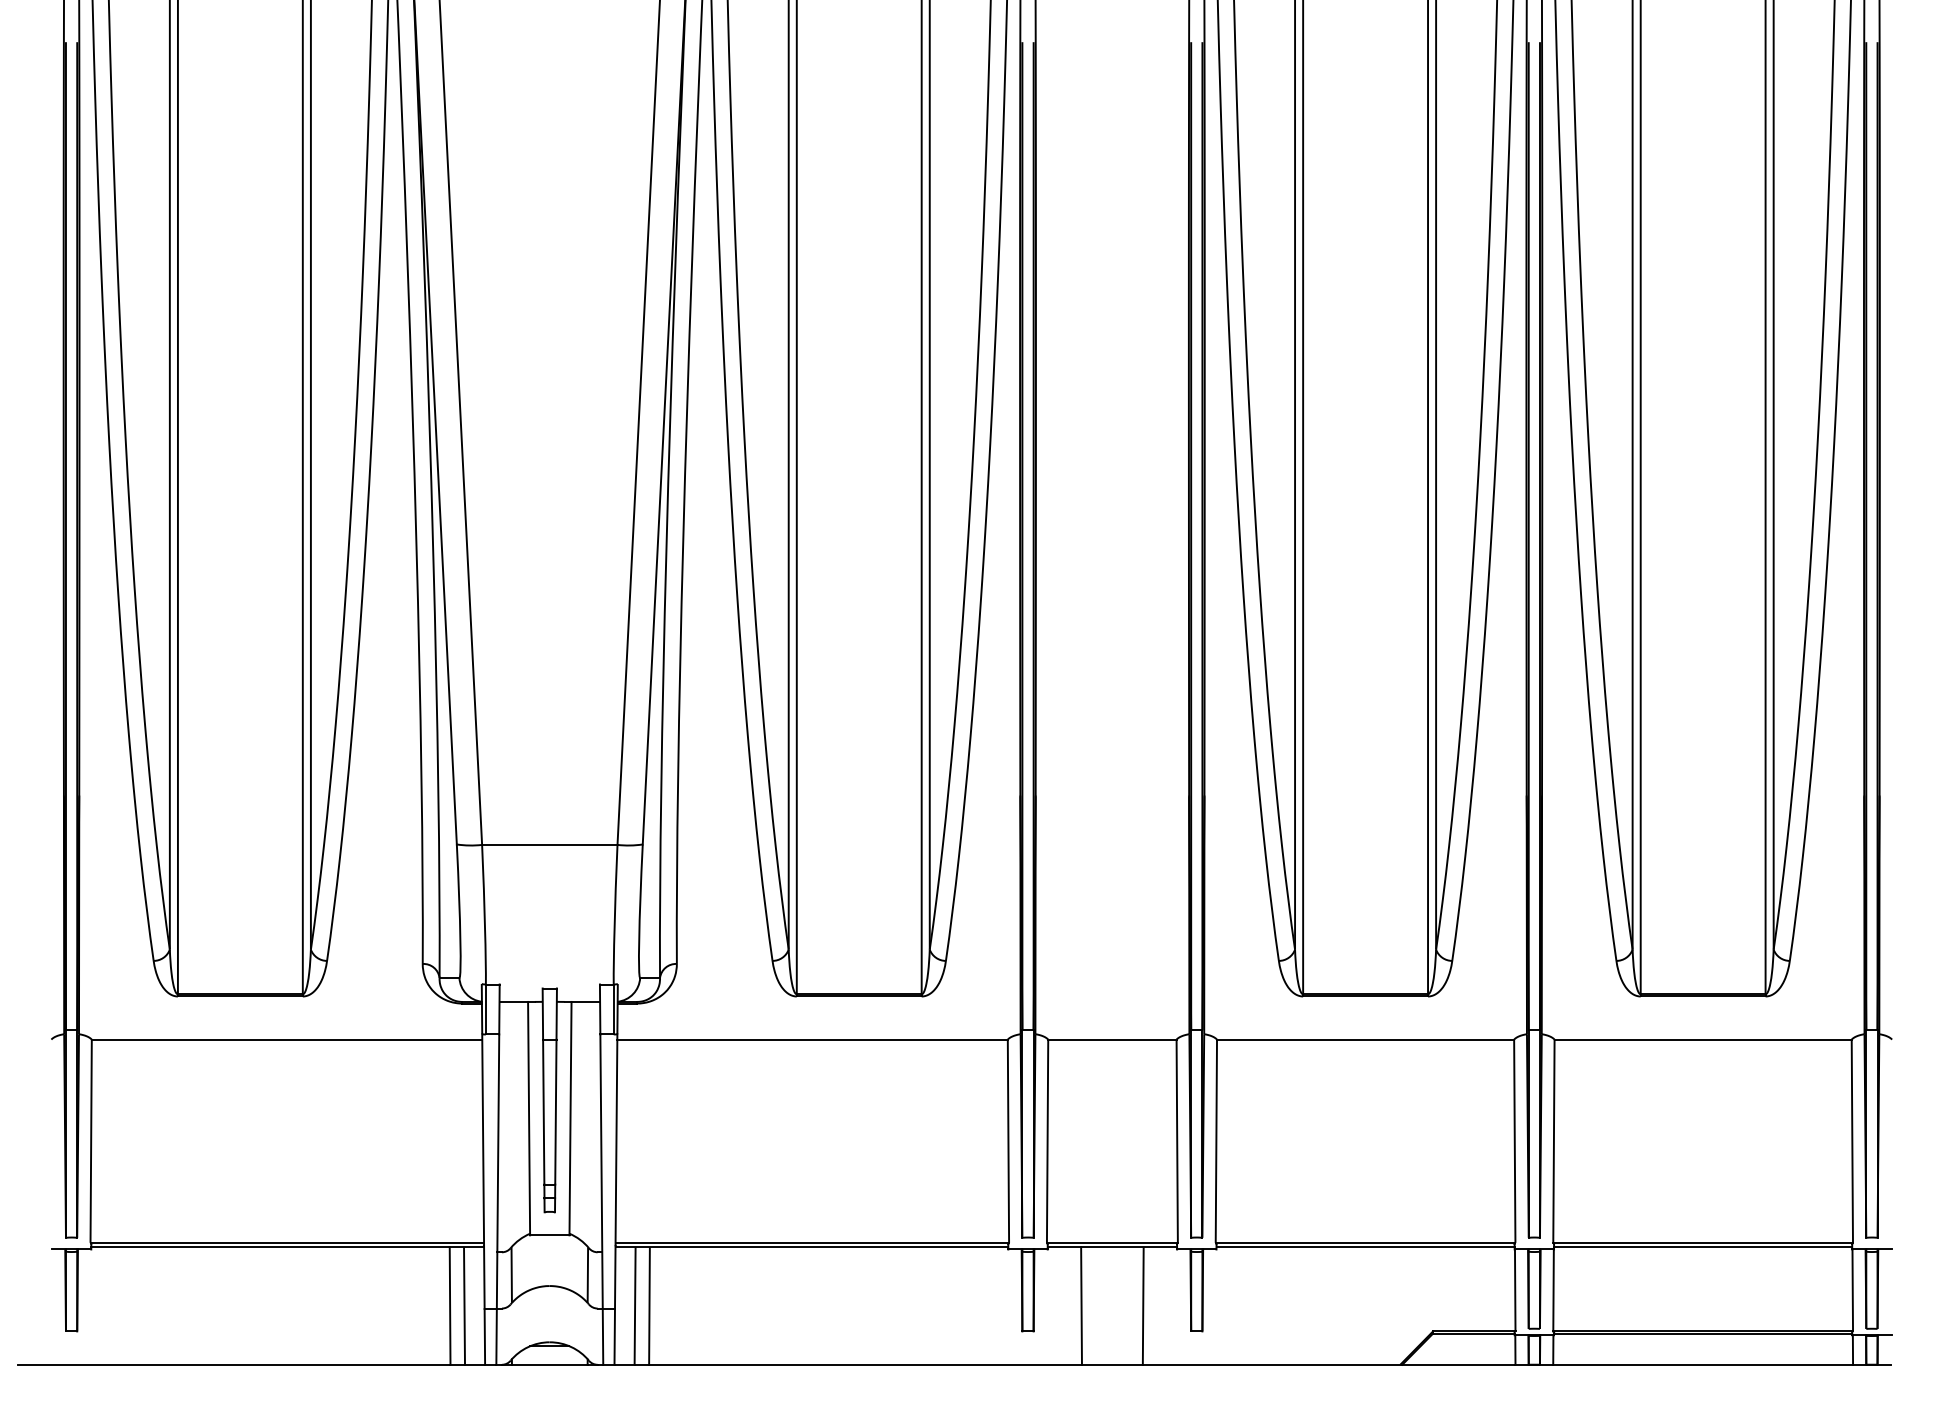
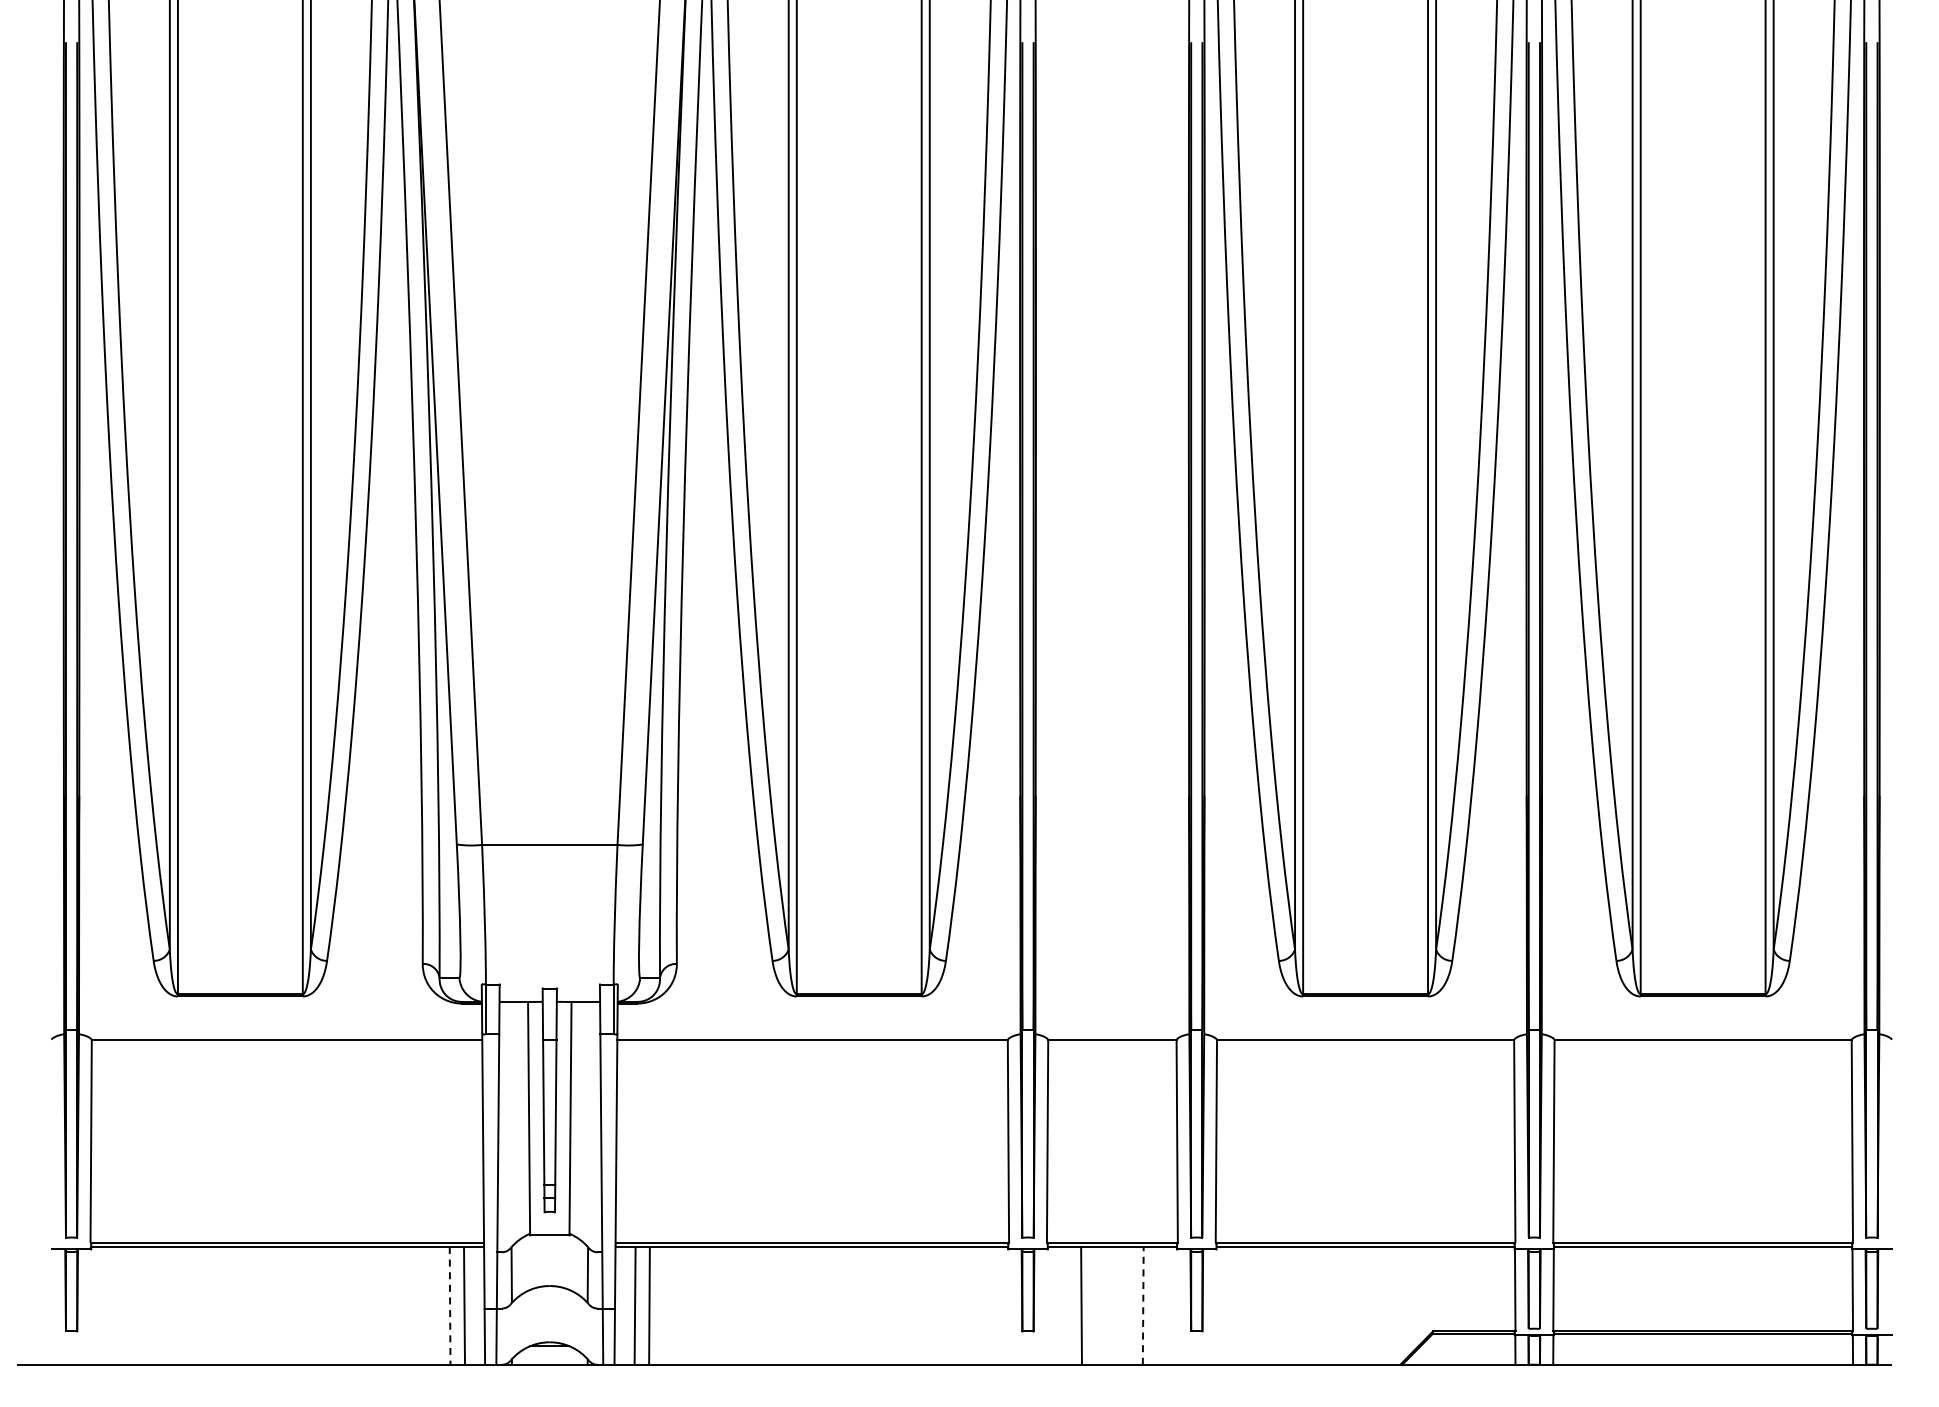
line: solid -> dashed (450, 1305)
line: solid -> dashed (1143, 1305)
